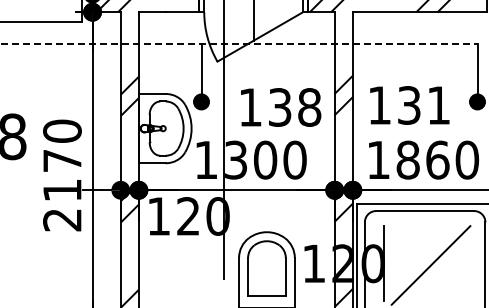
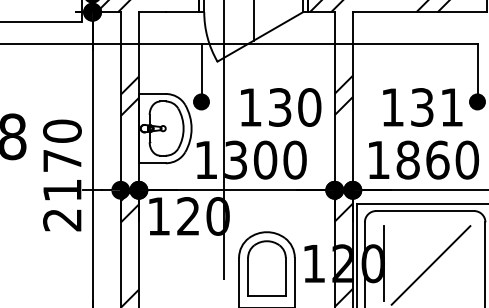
line: dashed -> solid (238, 44)
text position: (409, 105) -> (422, 107) (422, 107)
text: 138 -> 130 (309, 107)
